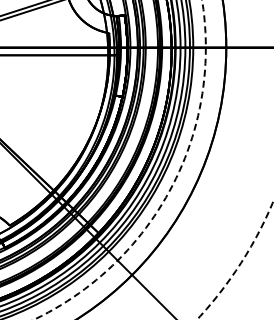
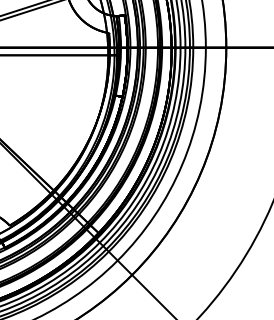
circle: dashed -> solid (119, 159)
arc: dashed -> solid (240, 263)
